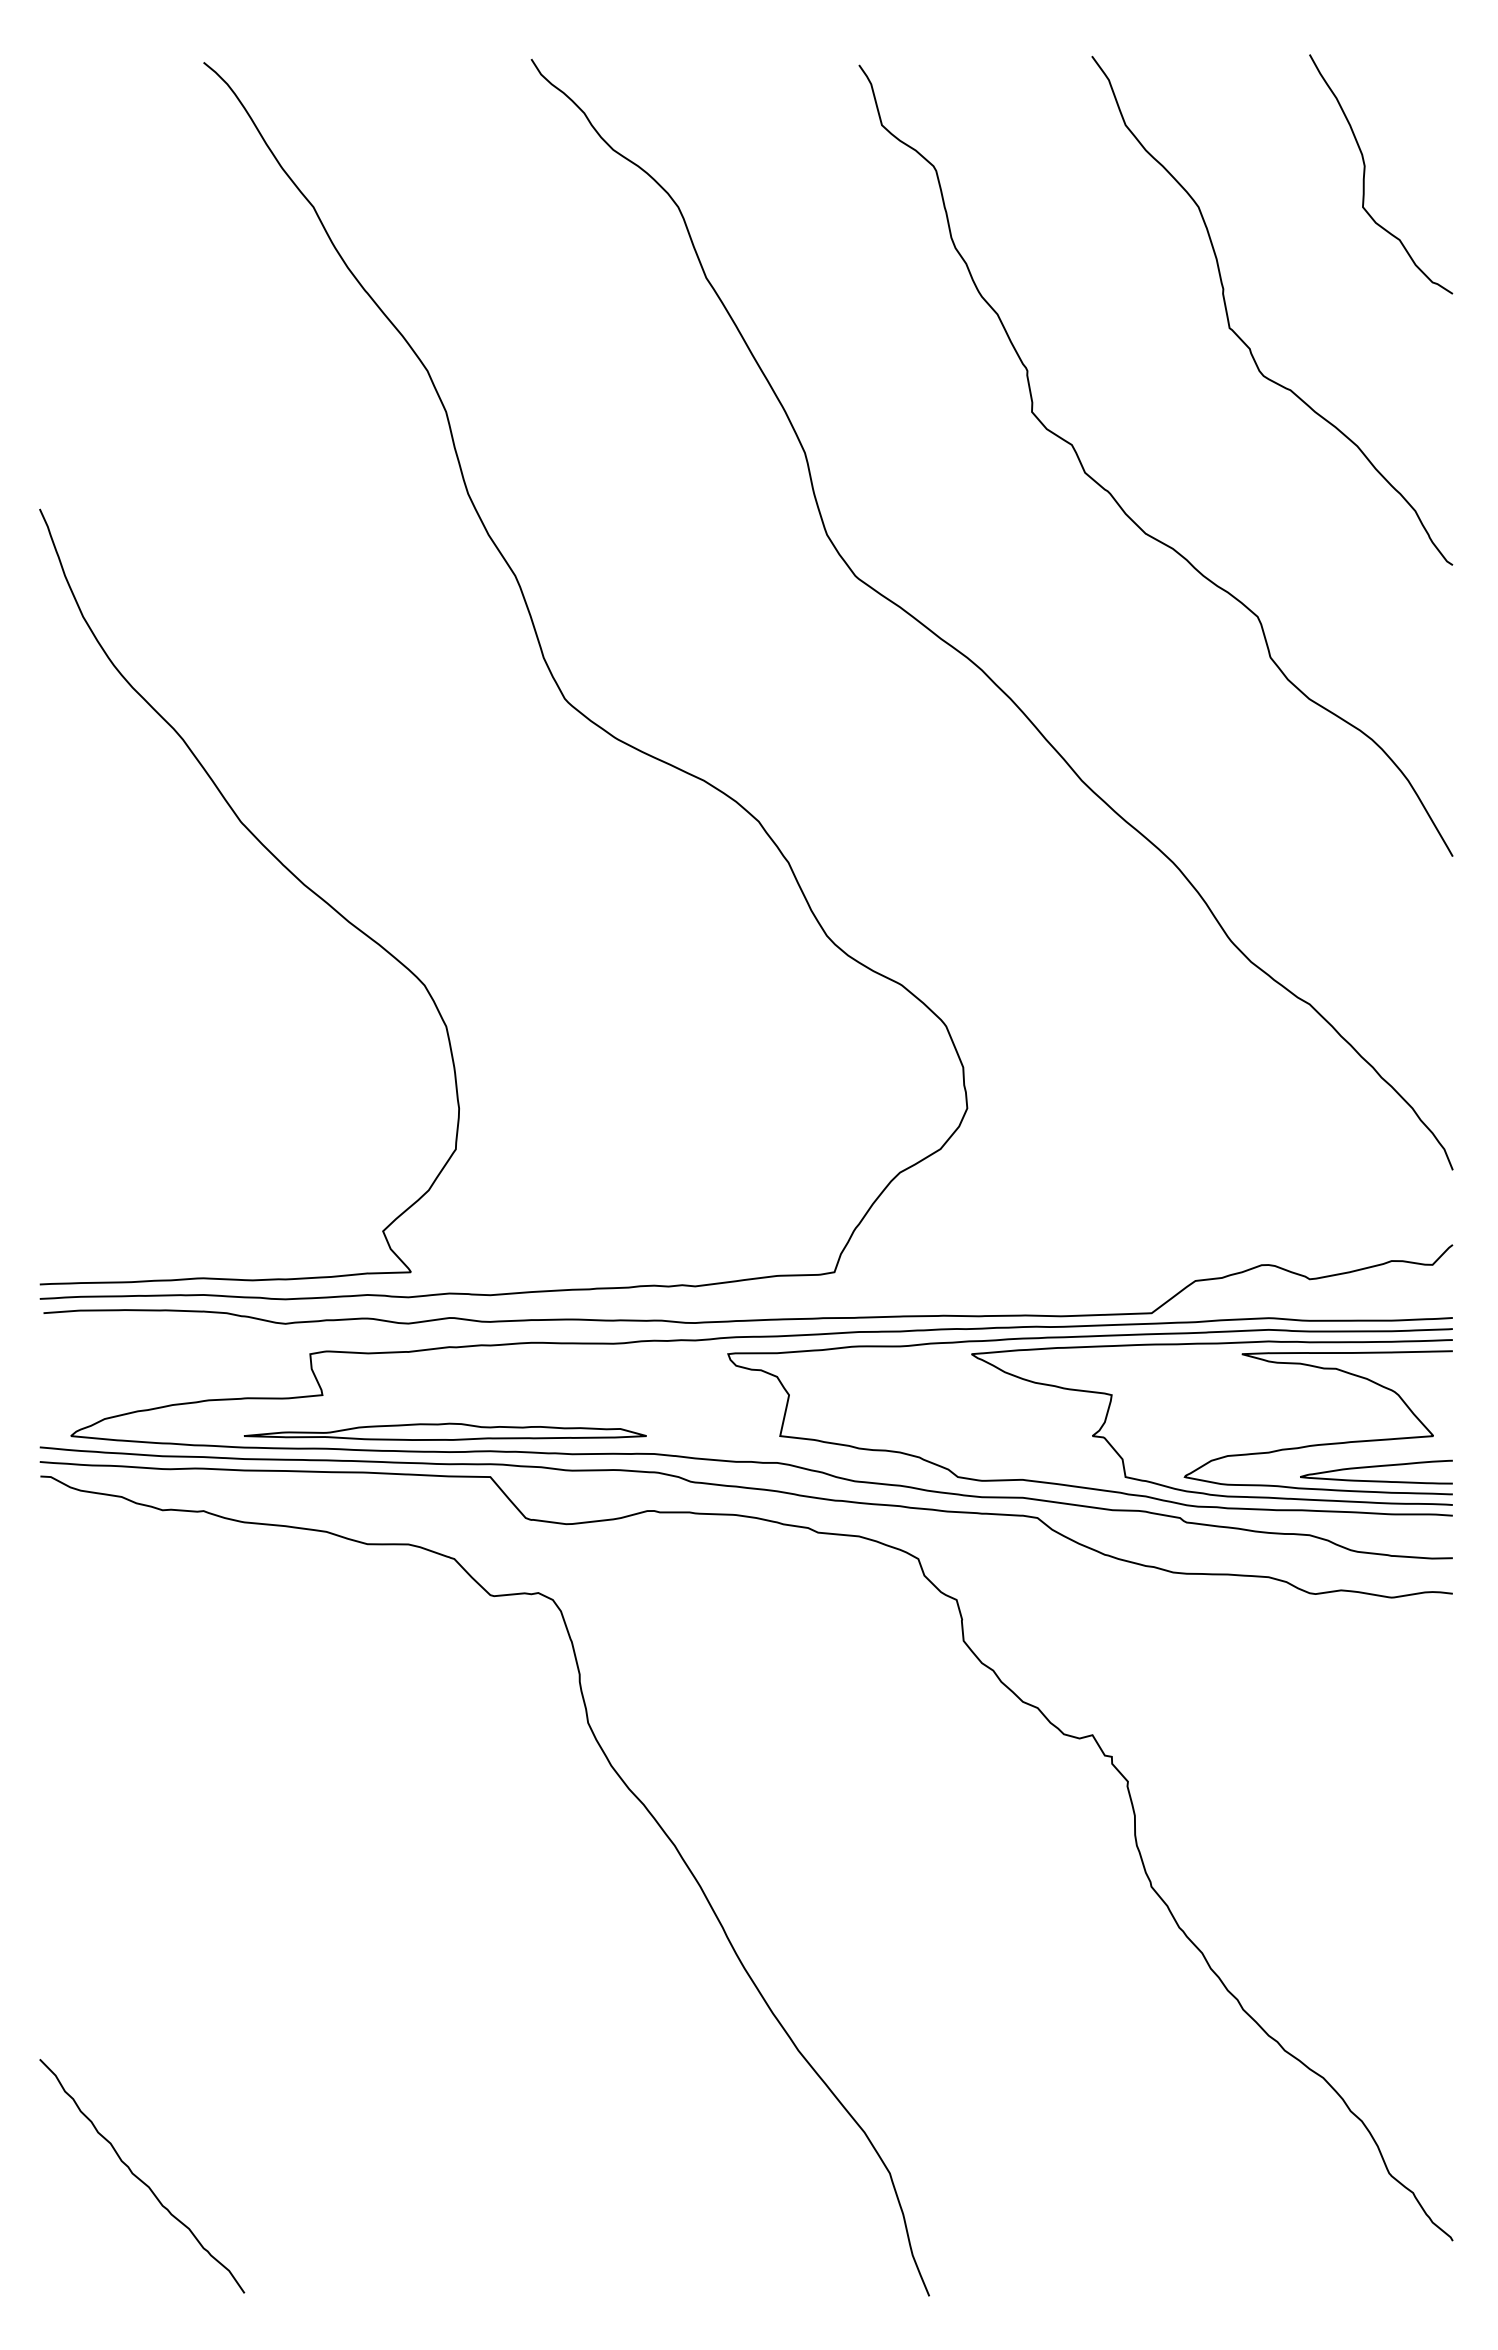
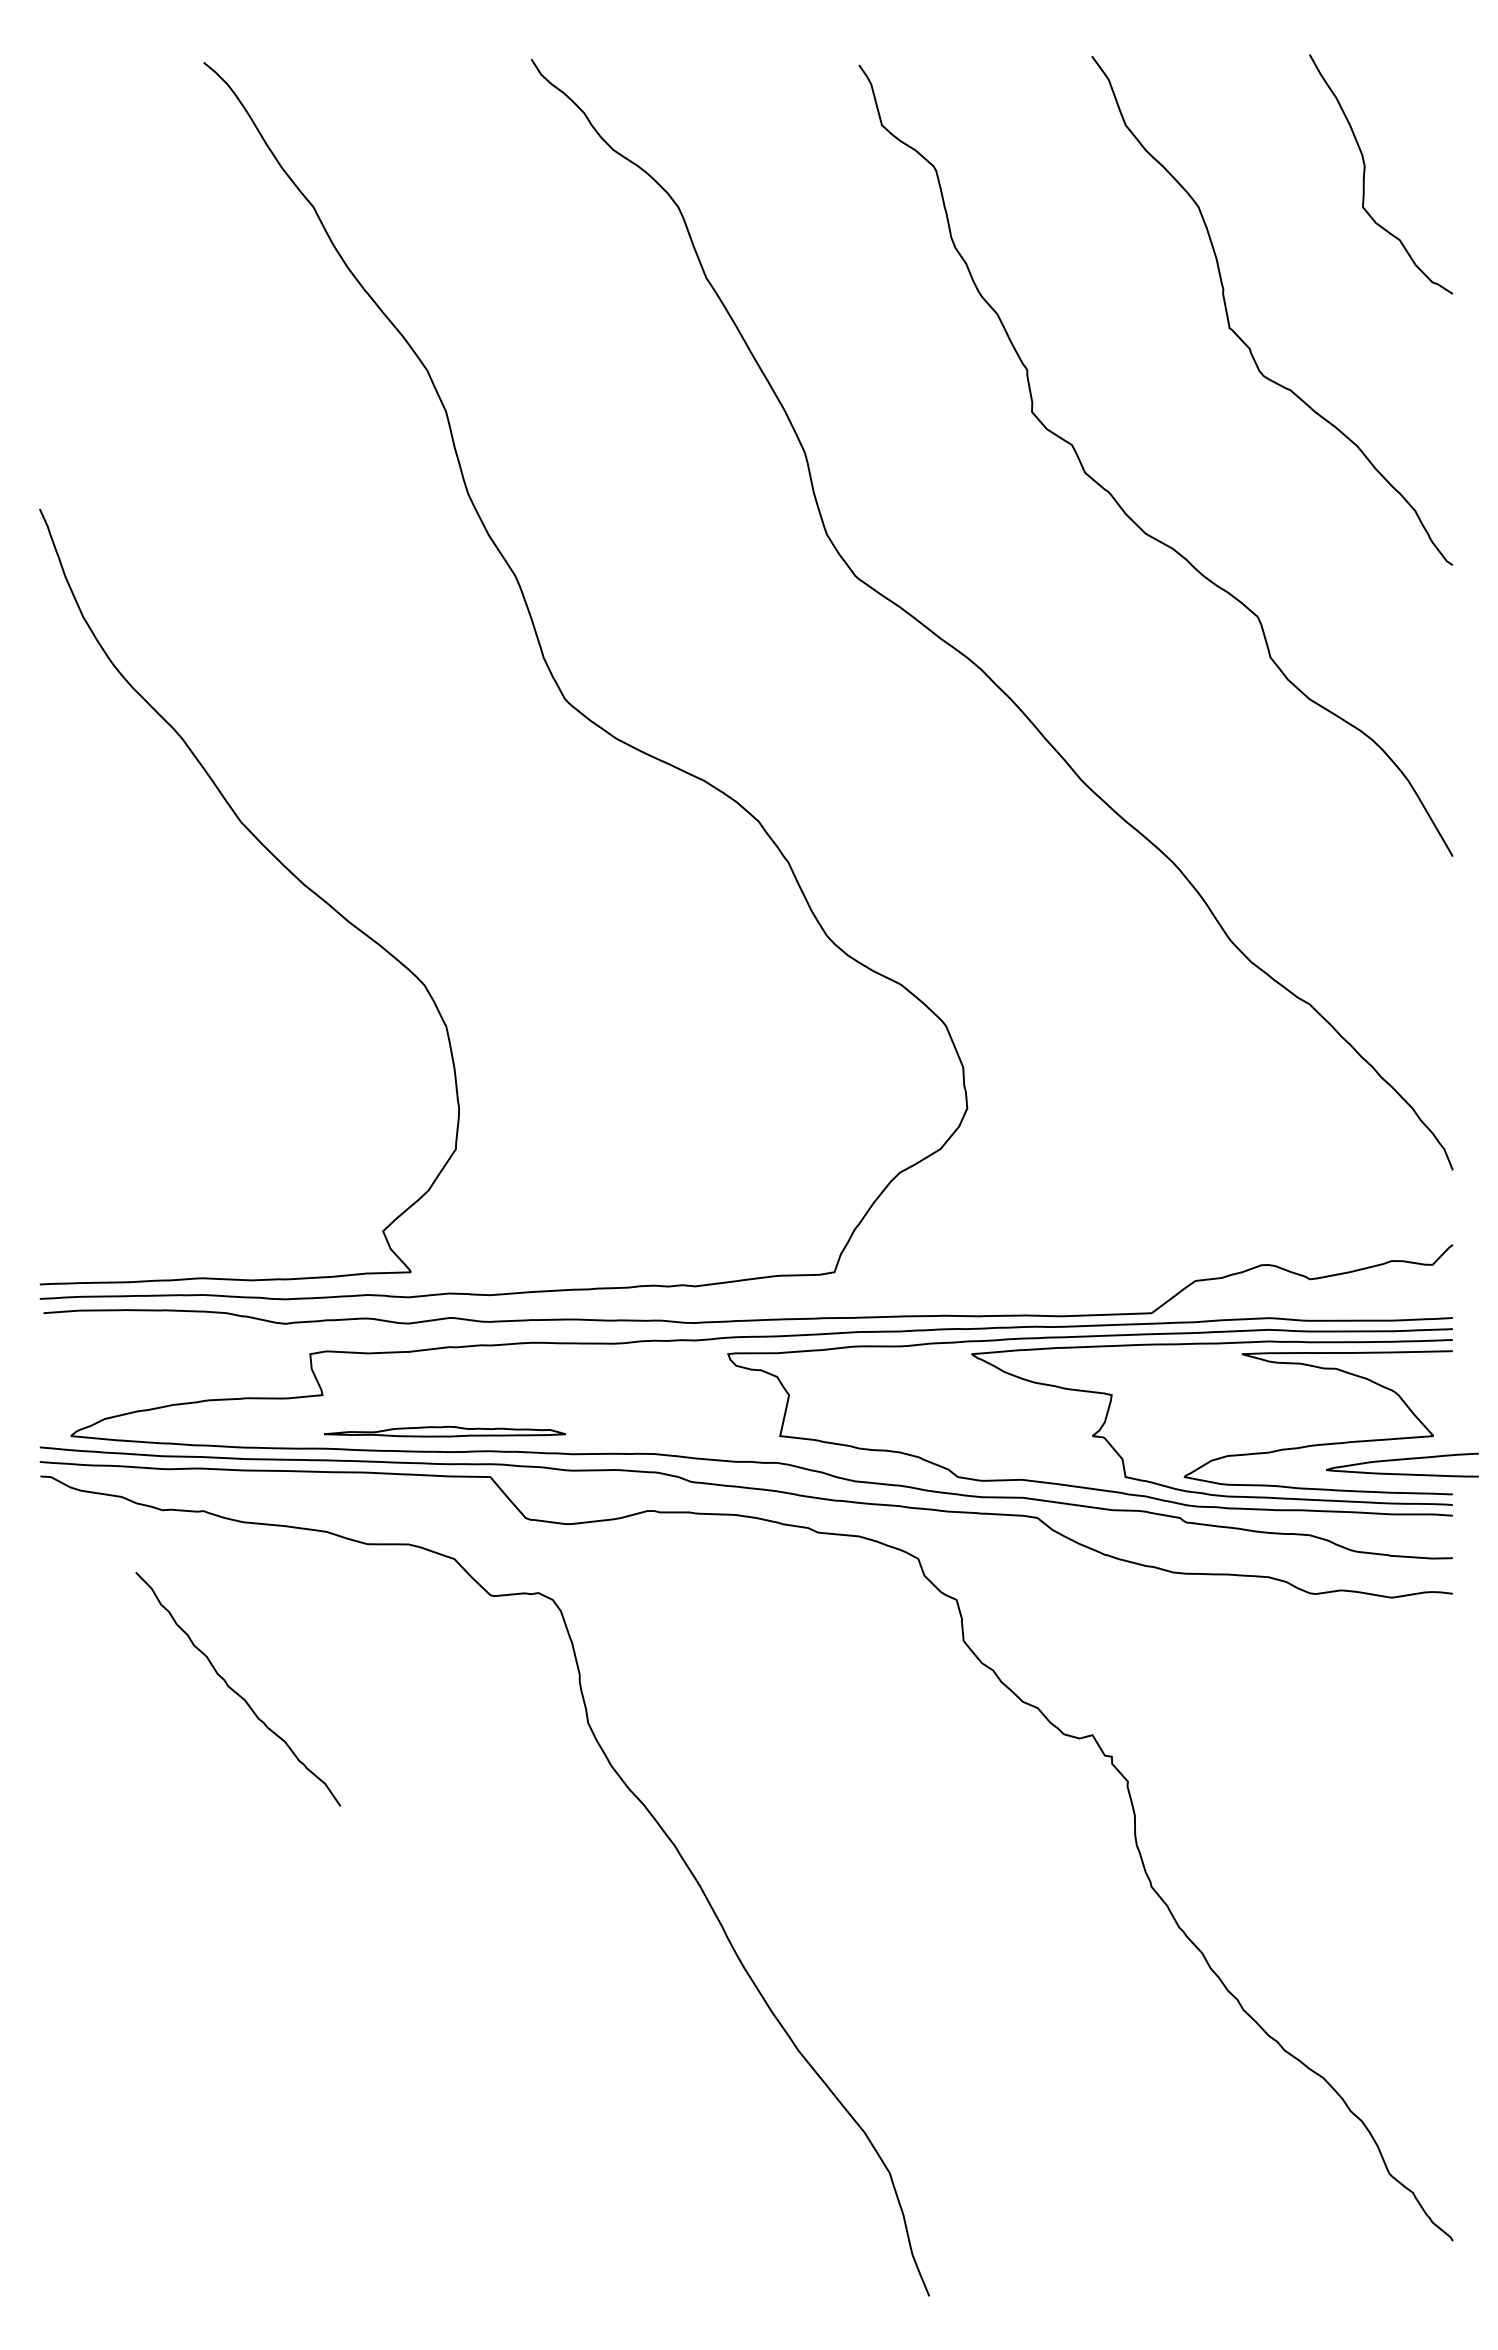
part size: 404x19 px -> 243x13 px (445, 1431)
curve position: (1376, 1467) -> (1402, 1460) (1402, 1460)
curve position: (140, 2178) -> (236, 1691) (236, 1691)
